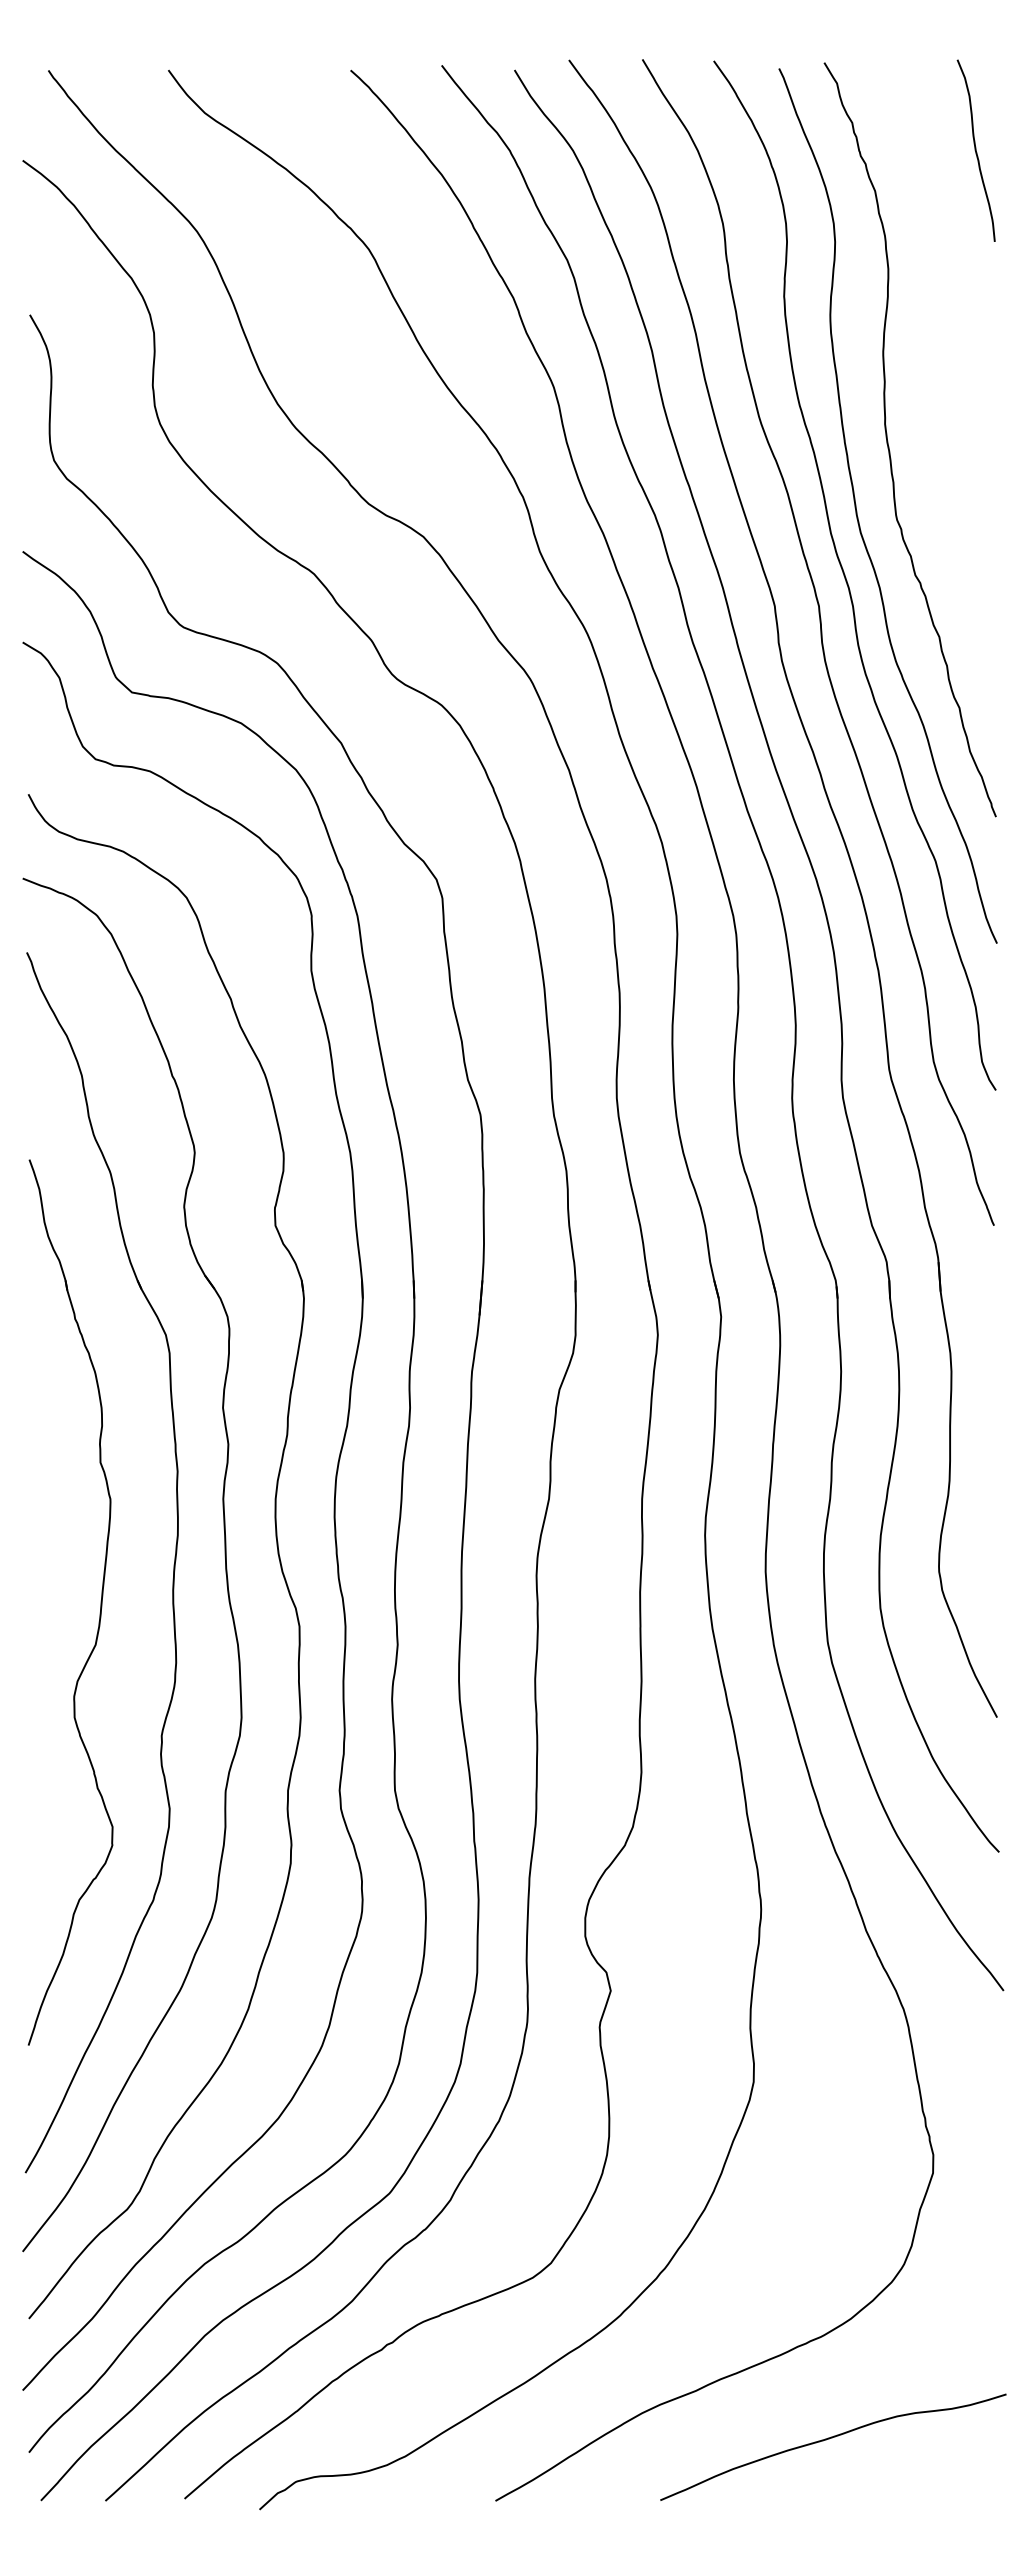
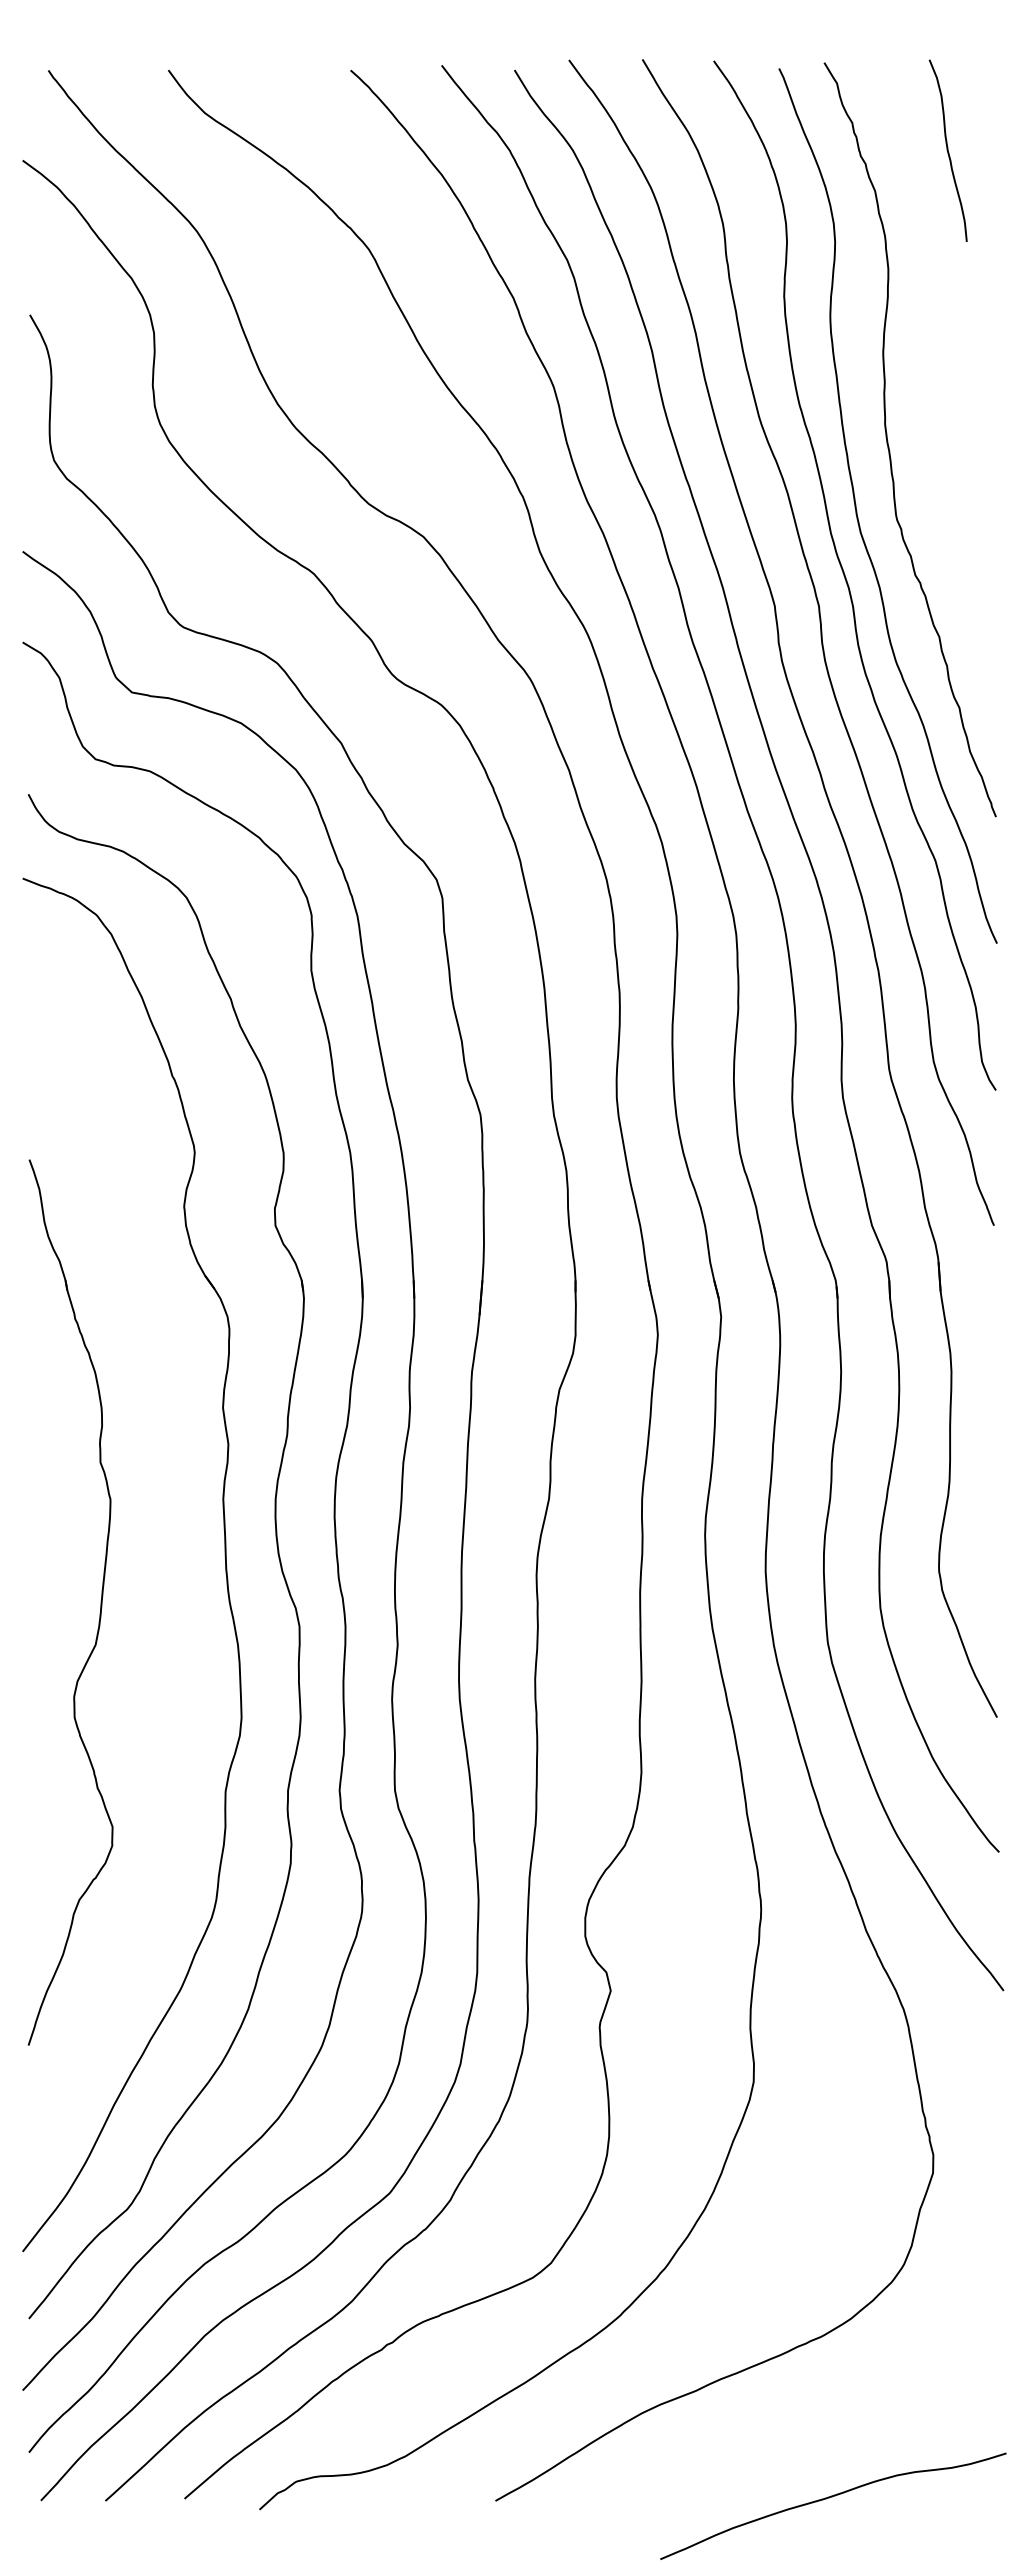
curve position: (975, 150) -> (947, 150) (947, 150)
part: present -> none (173, 1564)
curve position: (832, 2438) -> (832, 2497) (832, 2497)
